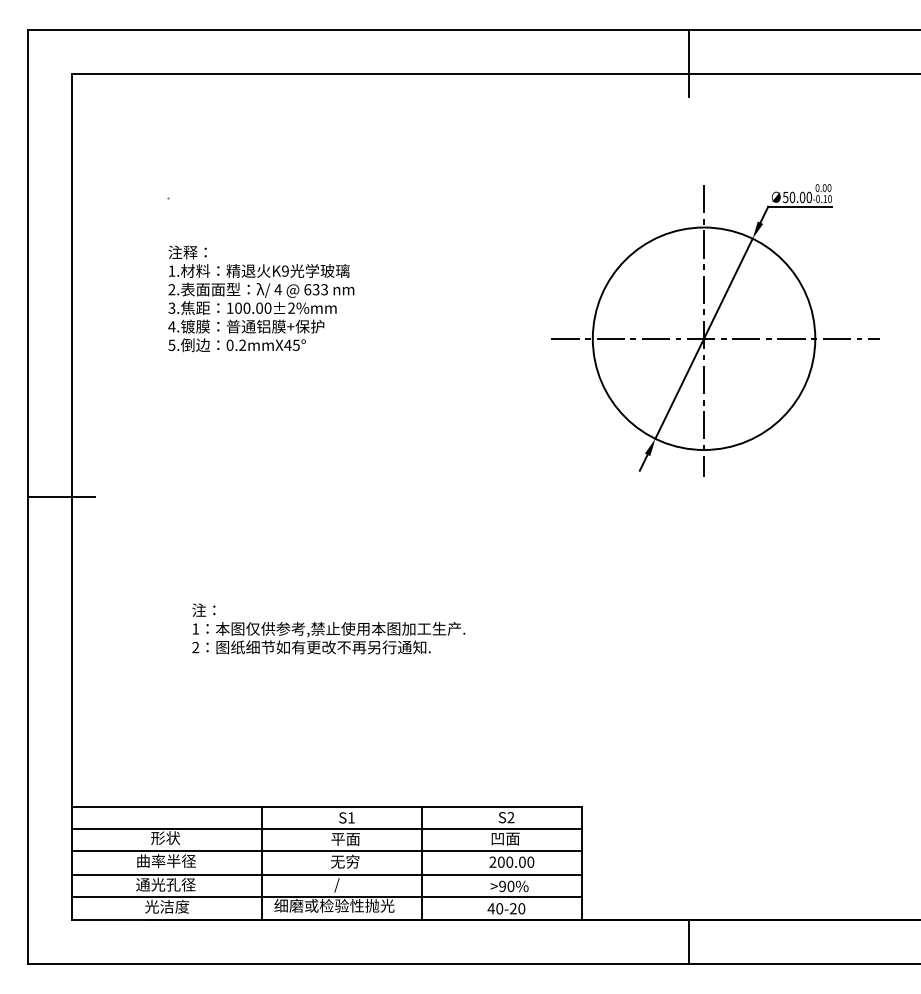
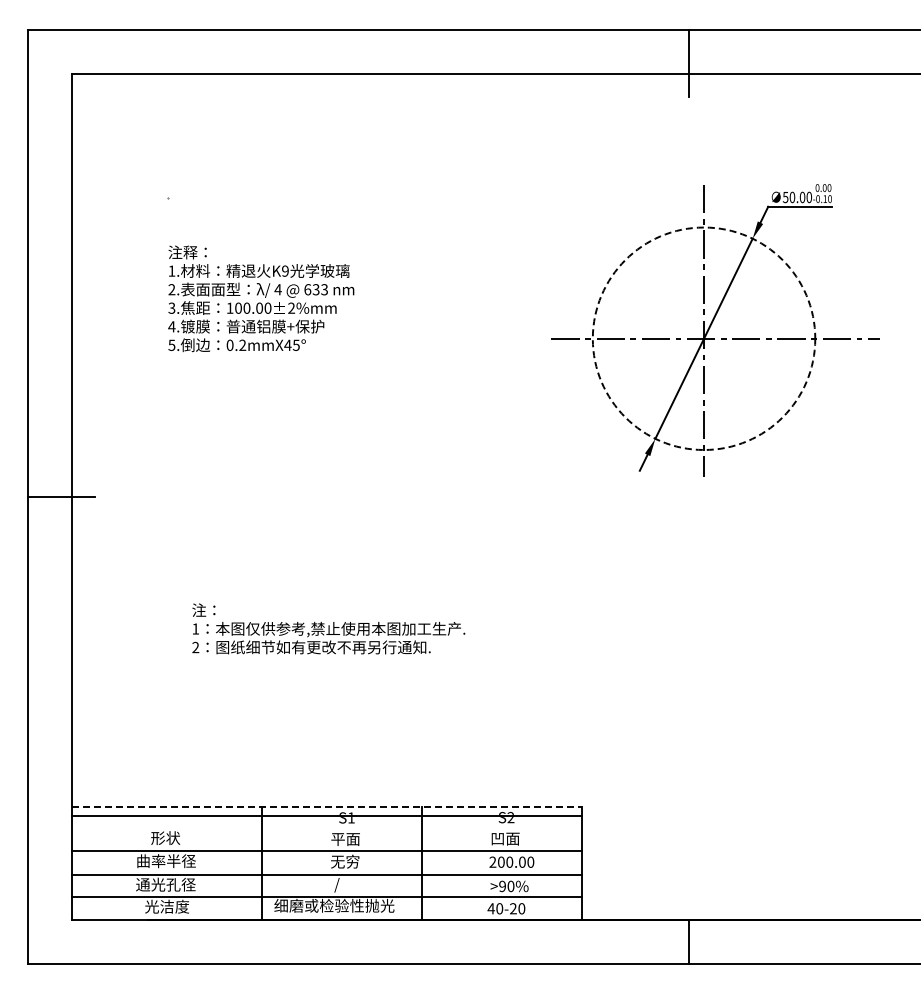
circle: solid -> dashed (703, 338)
line: solid -> dashed (327, 807)
line position: (327, 829) -> (327, 816) (327, 816)
